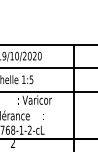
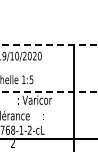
line: solid -> dashed (49, 44)
line: present -> none (48, 68)
line: solid -> dashed (49, 91)
